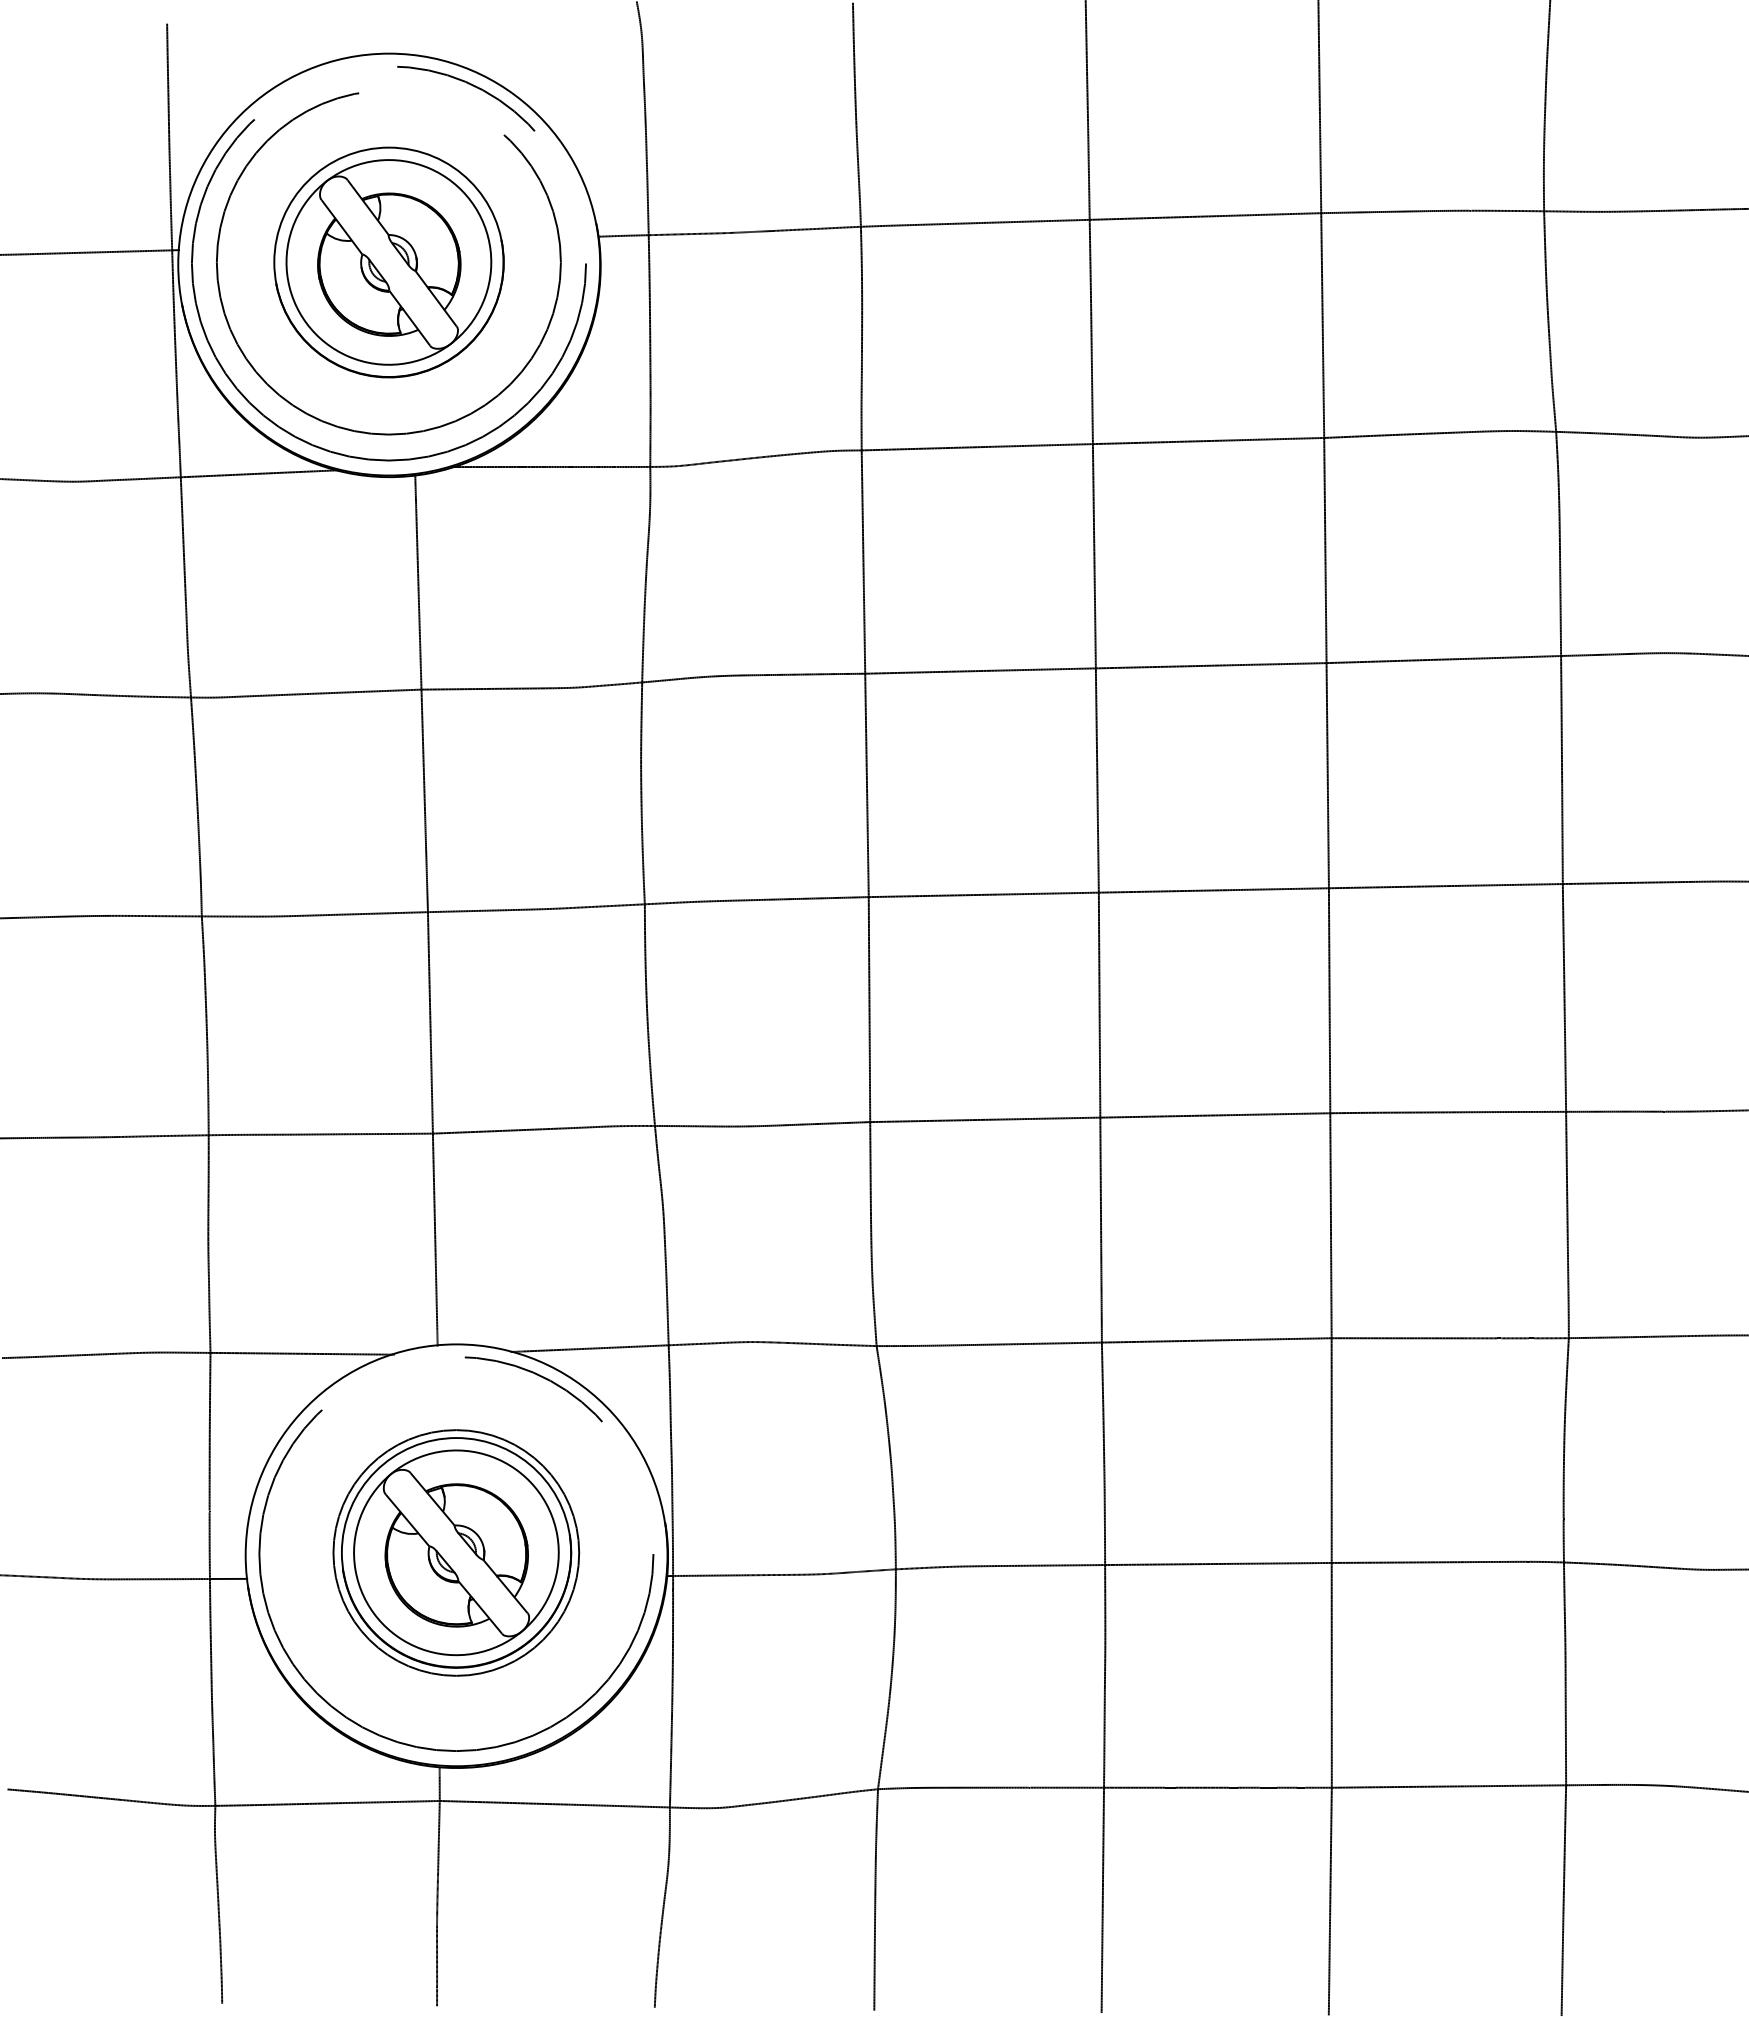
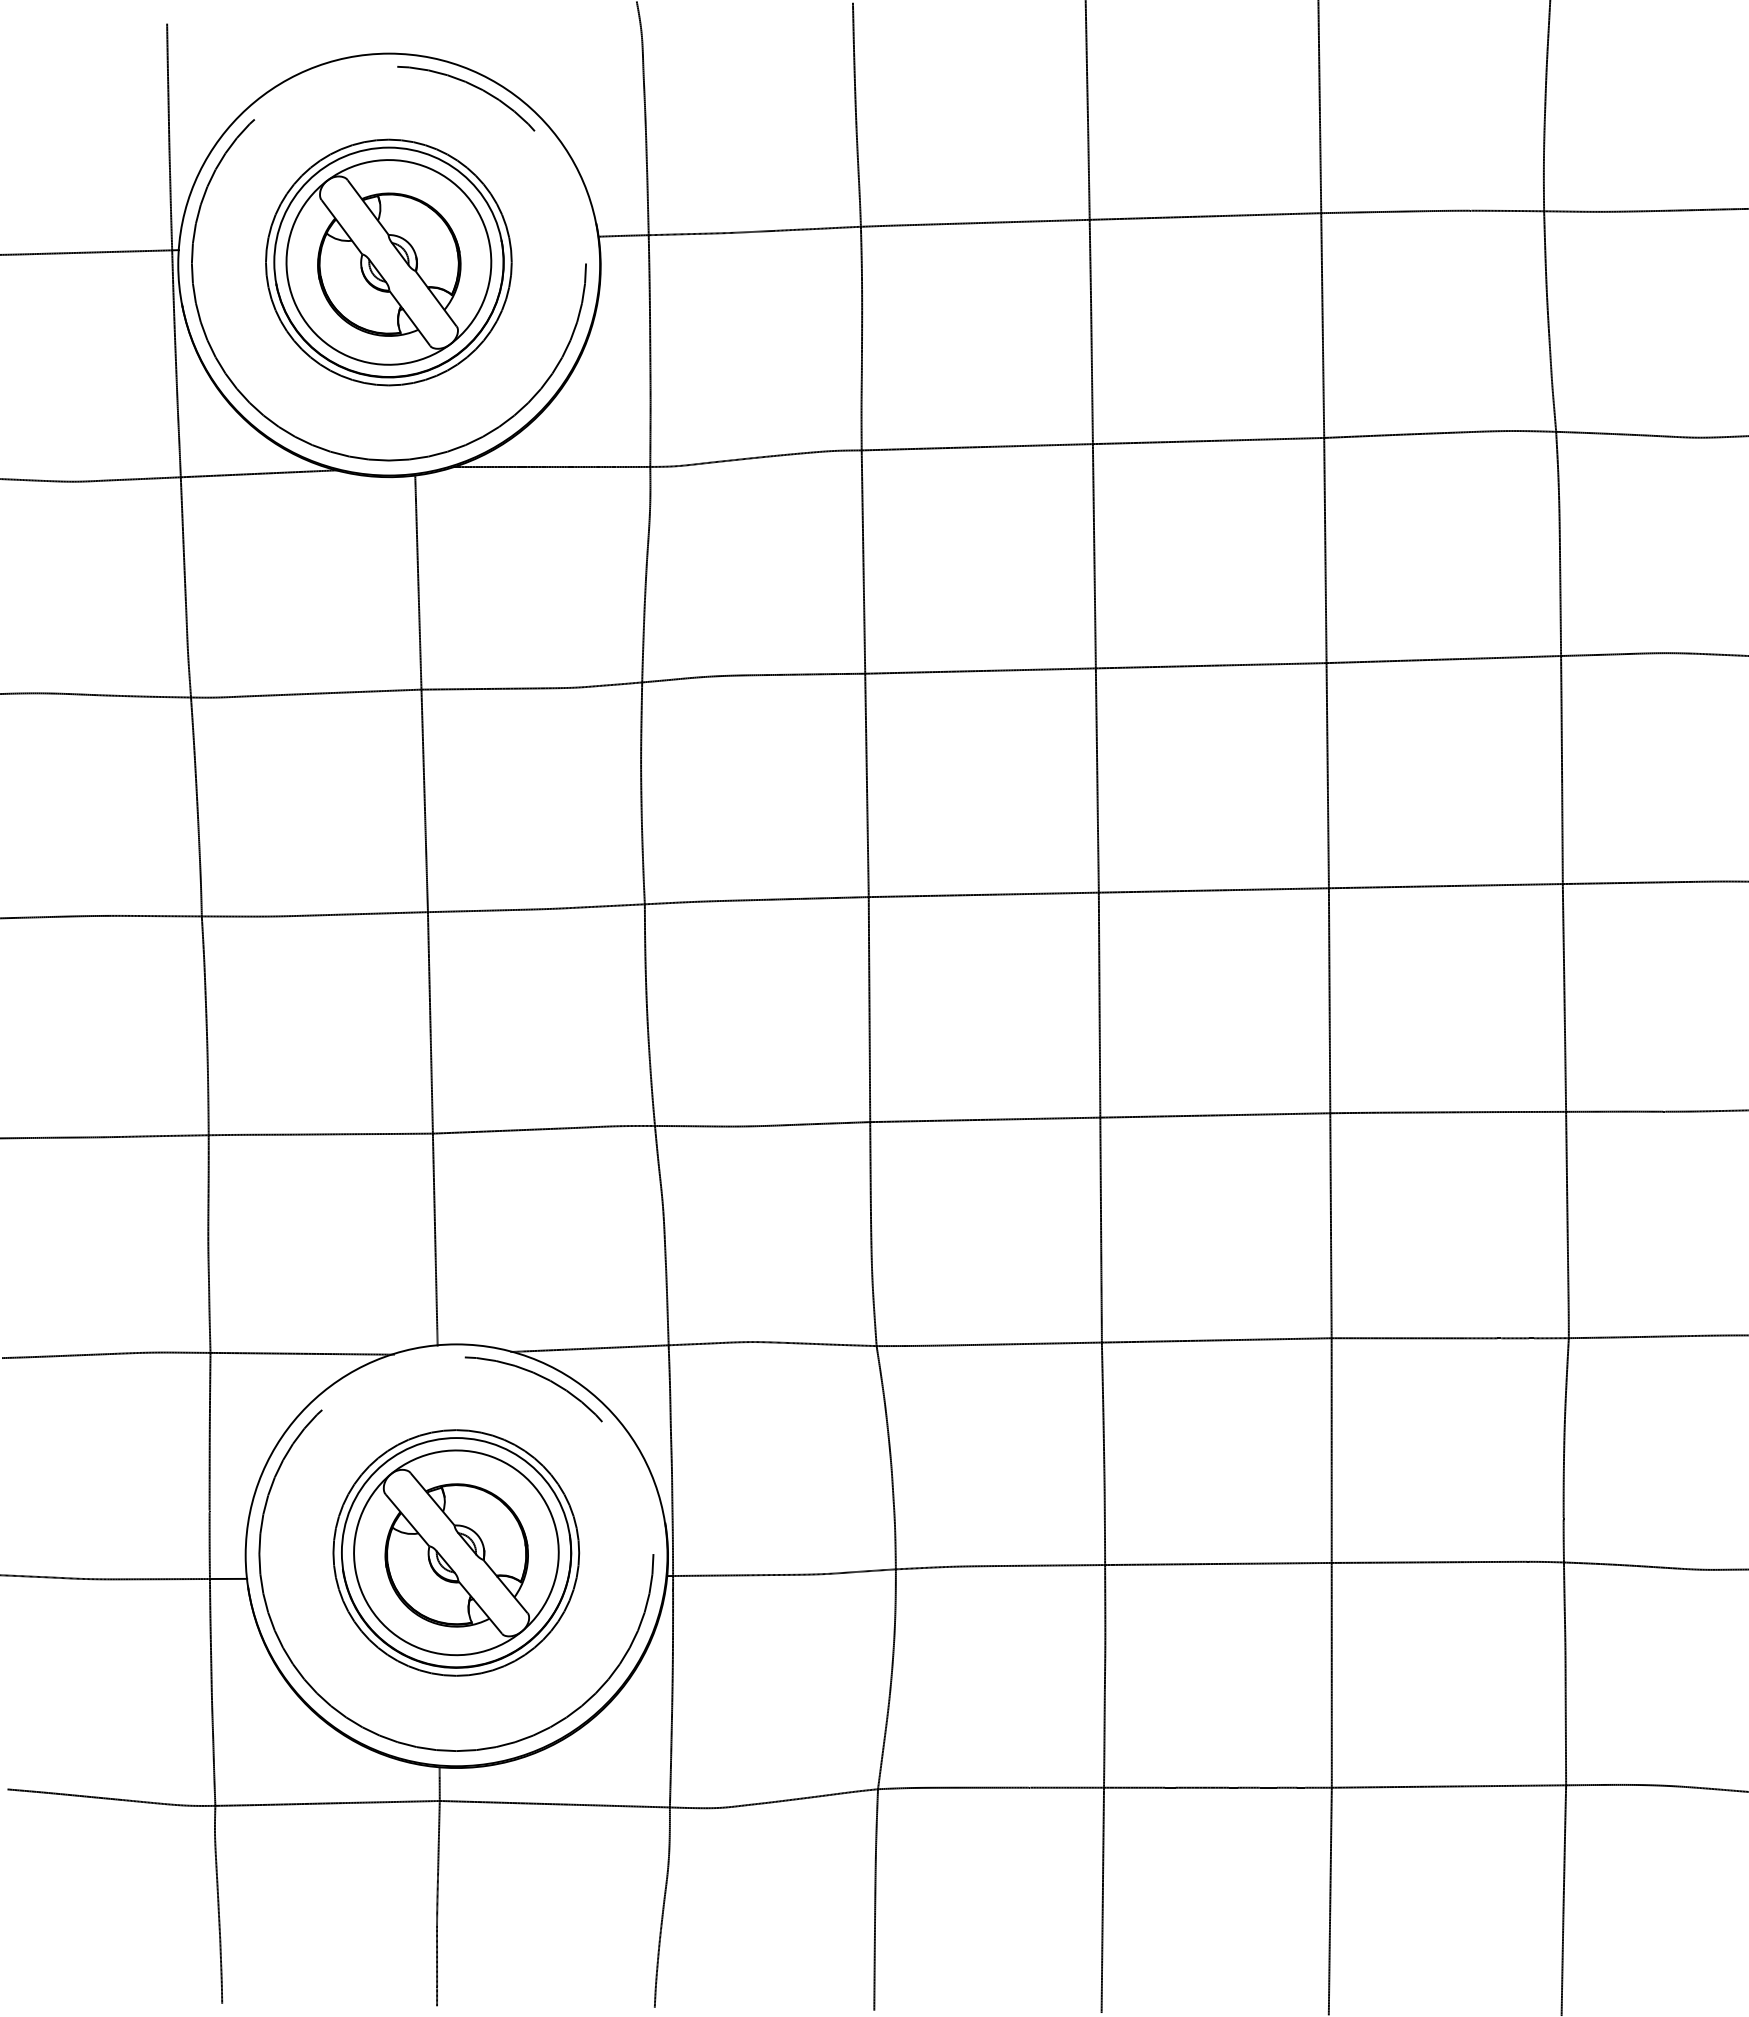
circle diameter: 344 px -> 246 px (388, 262)
